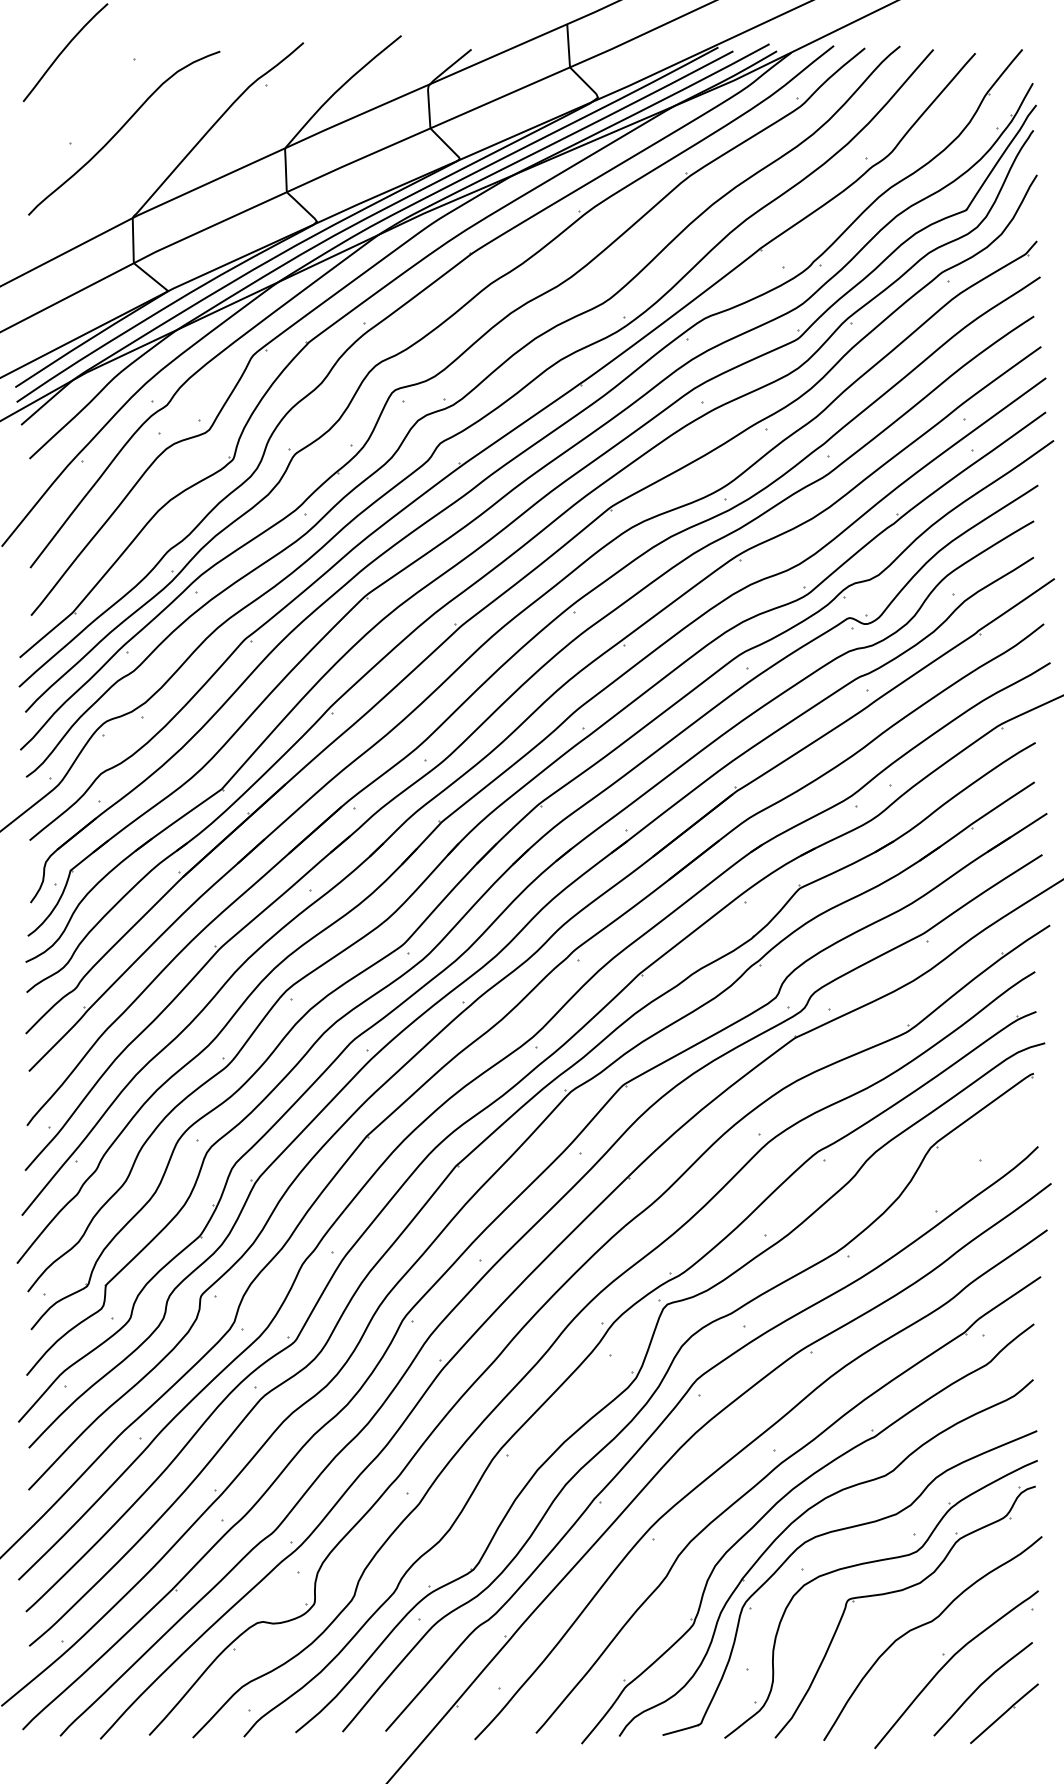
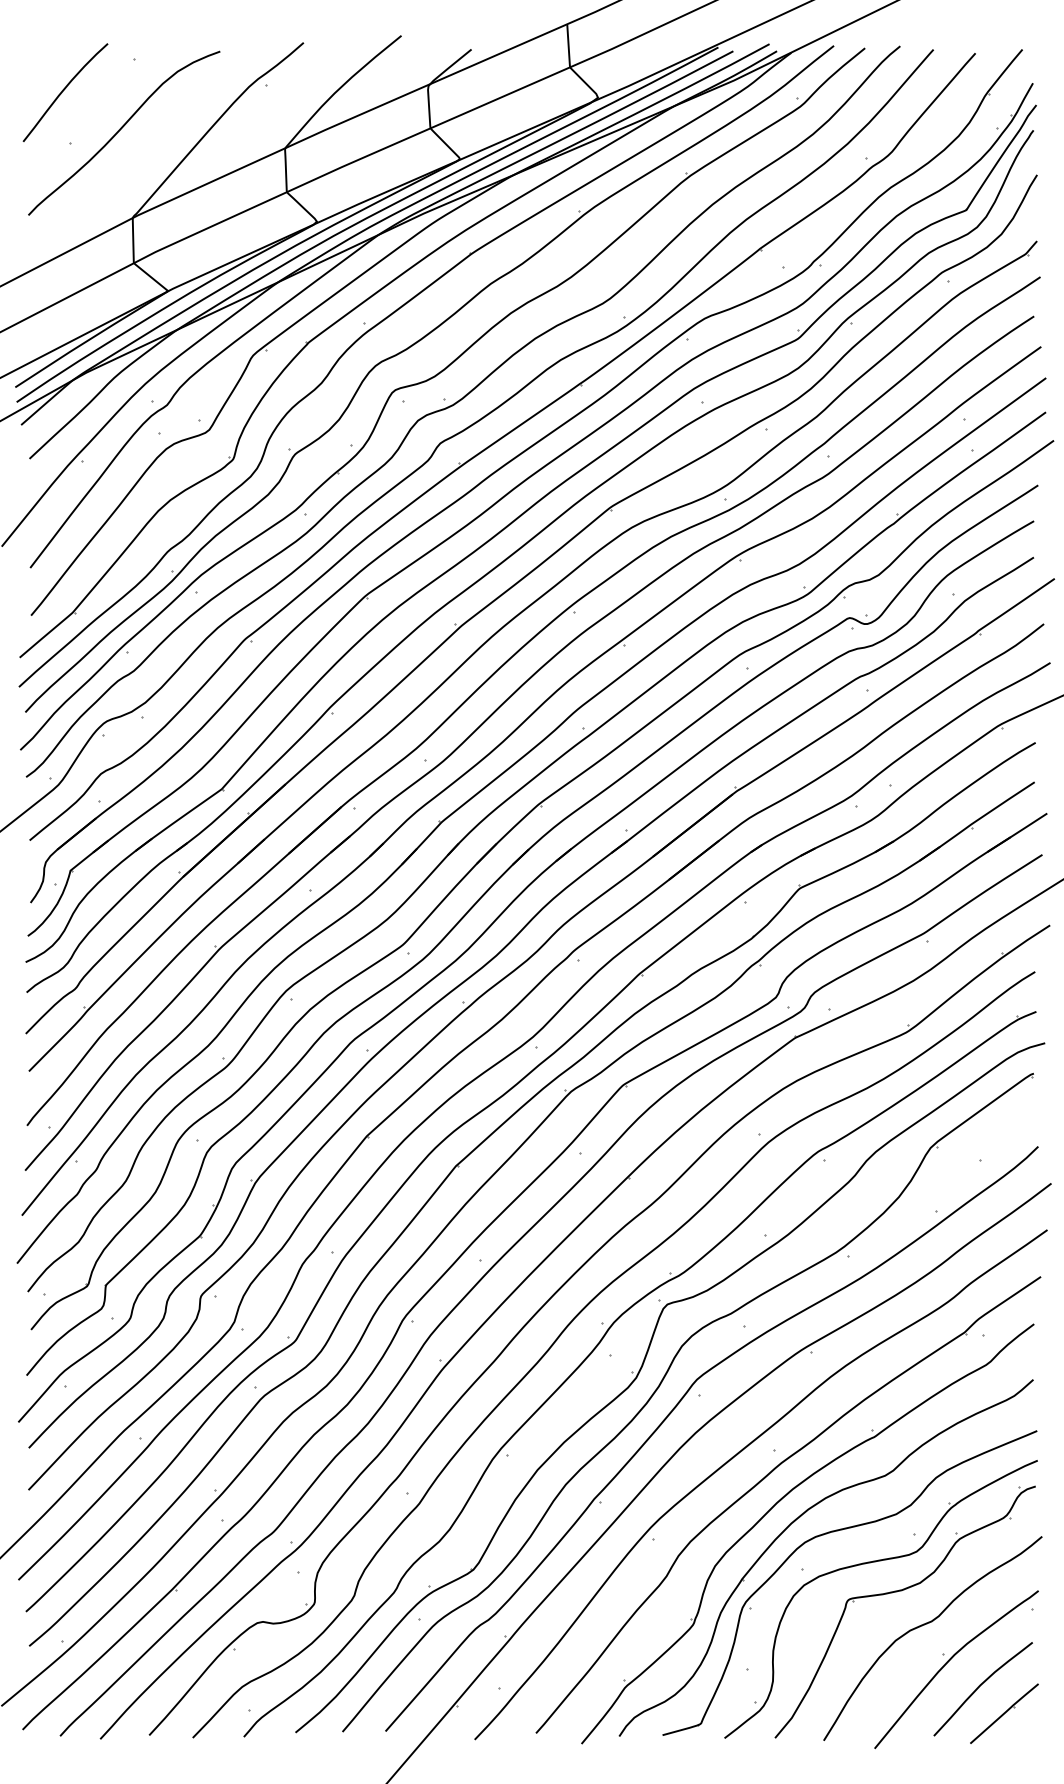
curve position: (64, 50) -> (64, 90) (64, 90)
